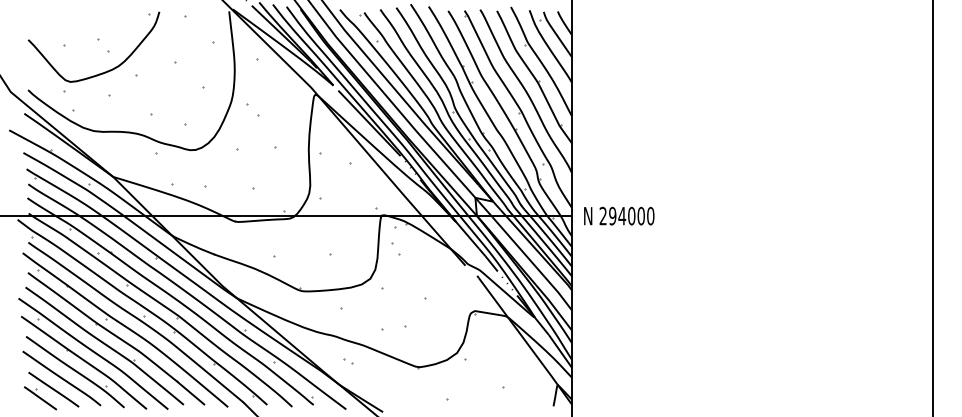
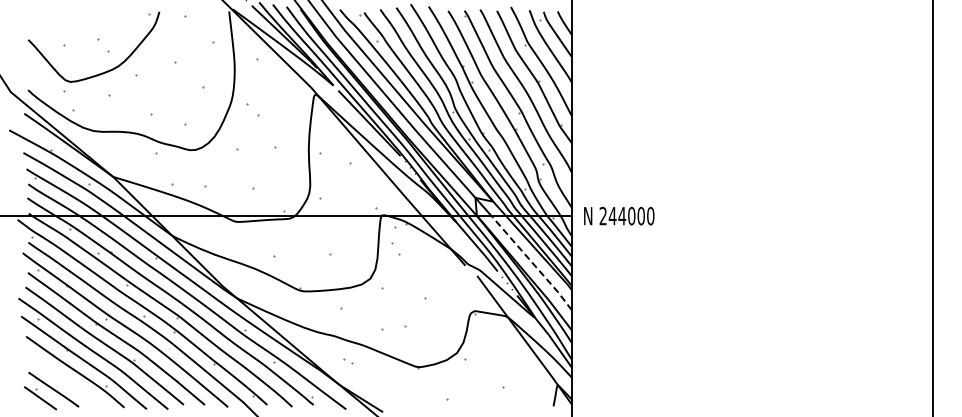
text: 294000 -> 244000 (612, 215)
line: solid -> dashed (533, 263)
line: present -> none (61, 378)
